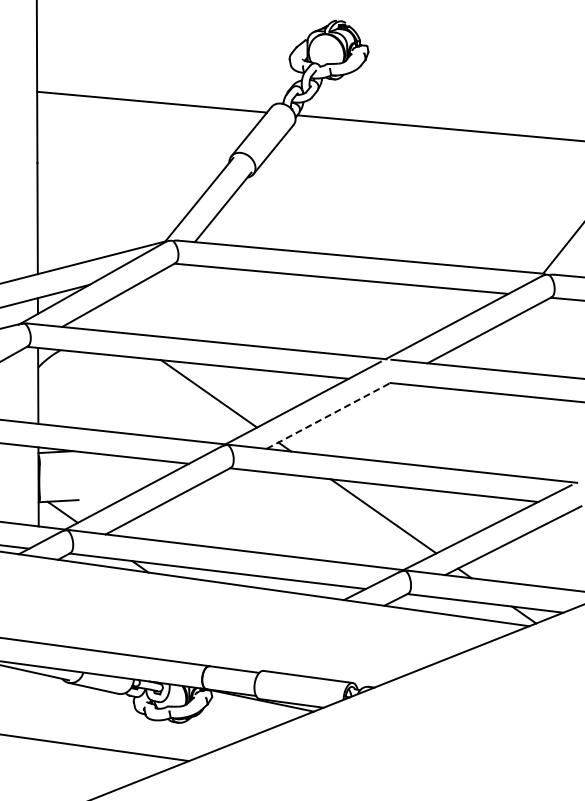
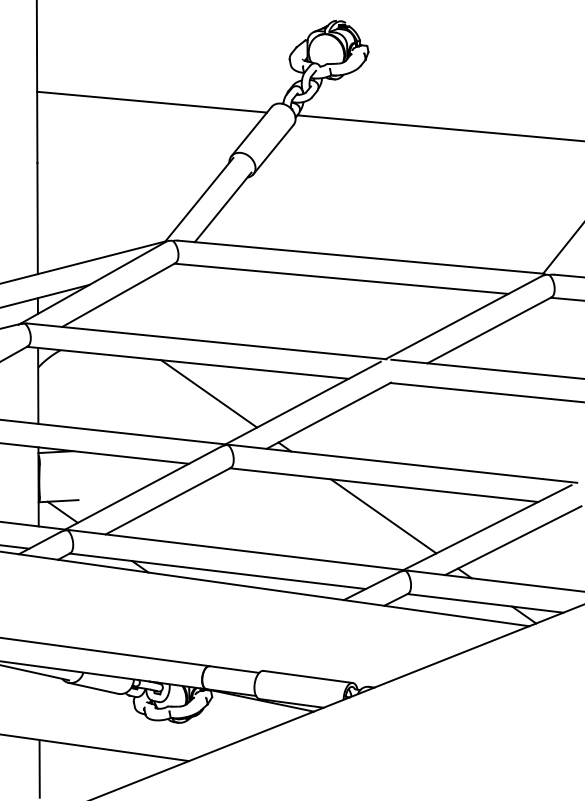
line: dashed -> solid (328, 415)
line: none -> present (39, 768)
